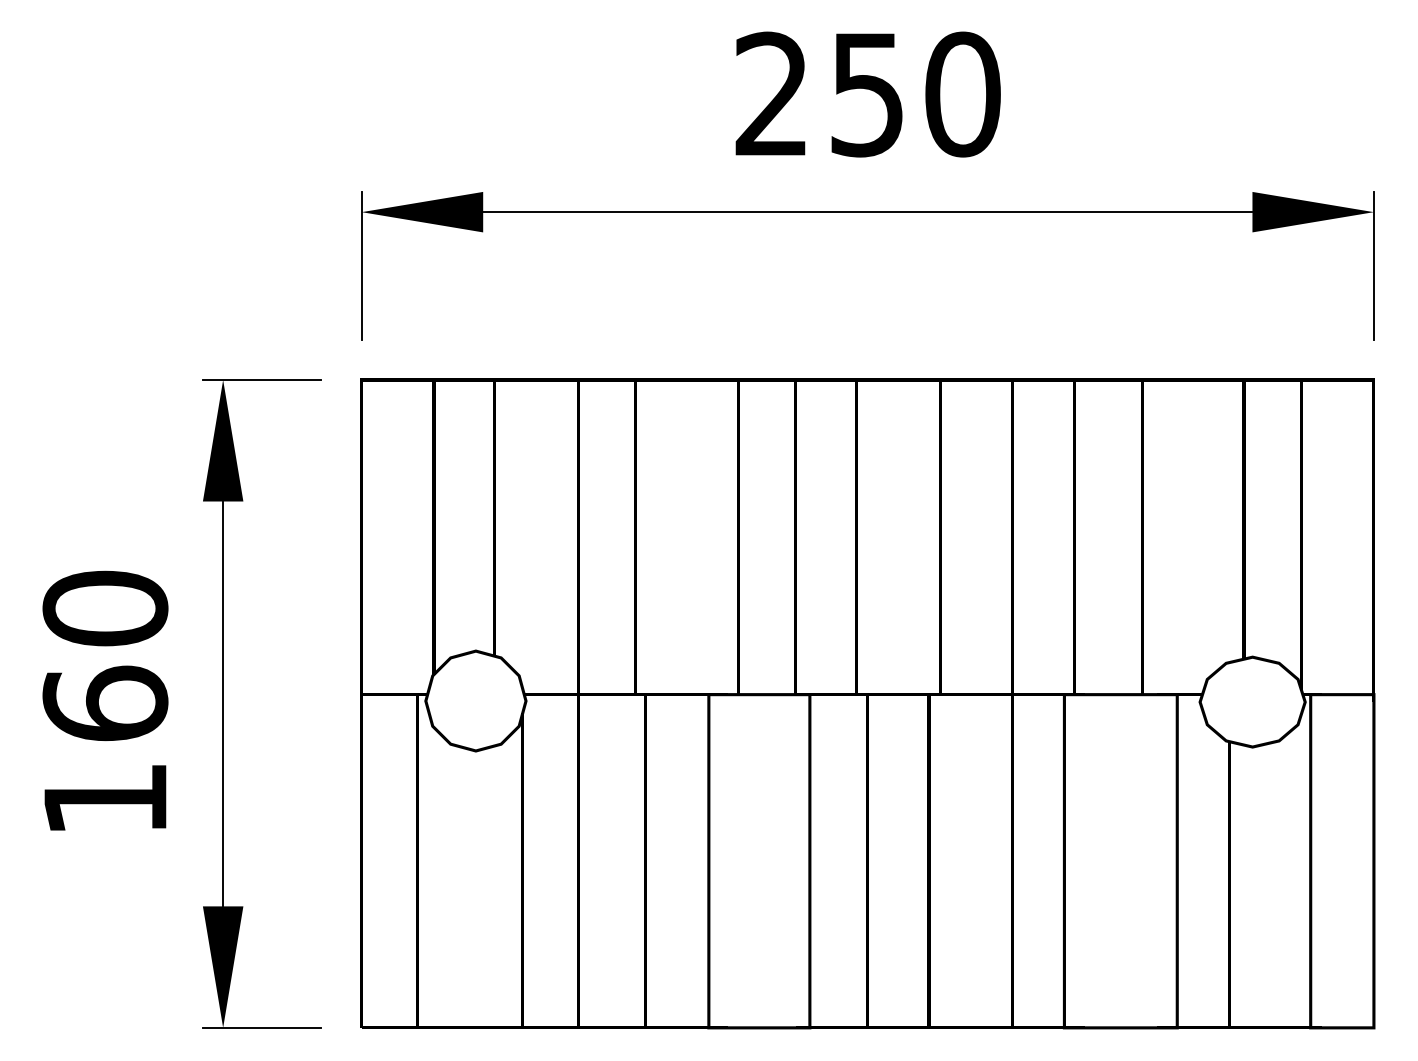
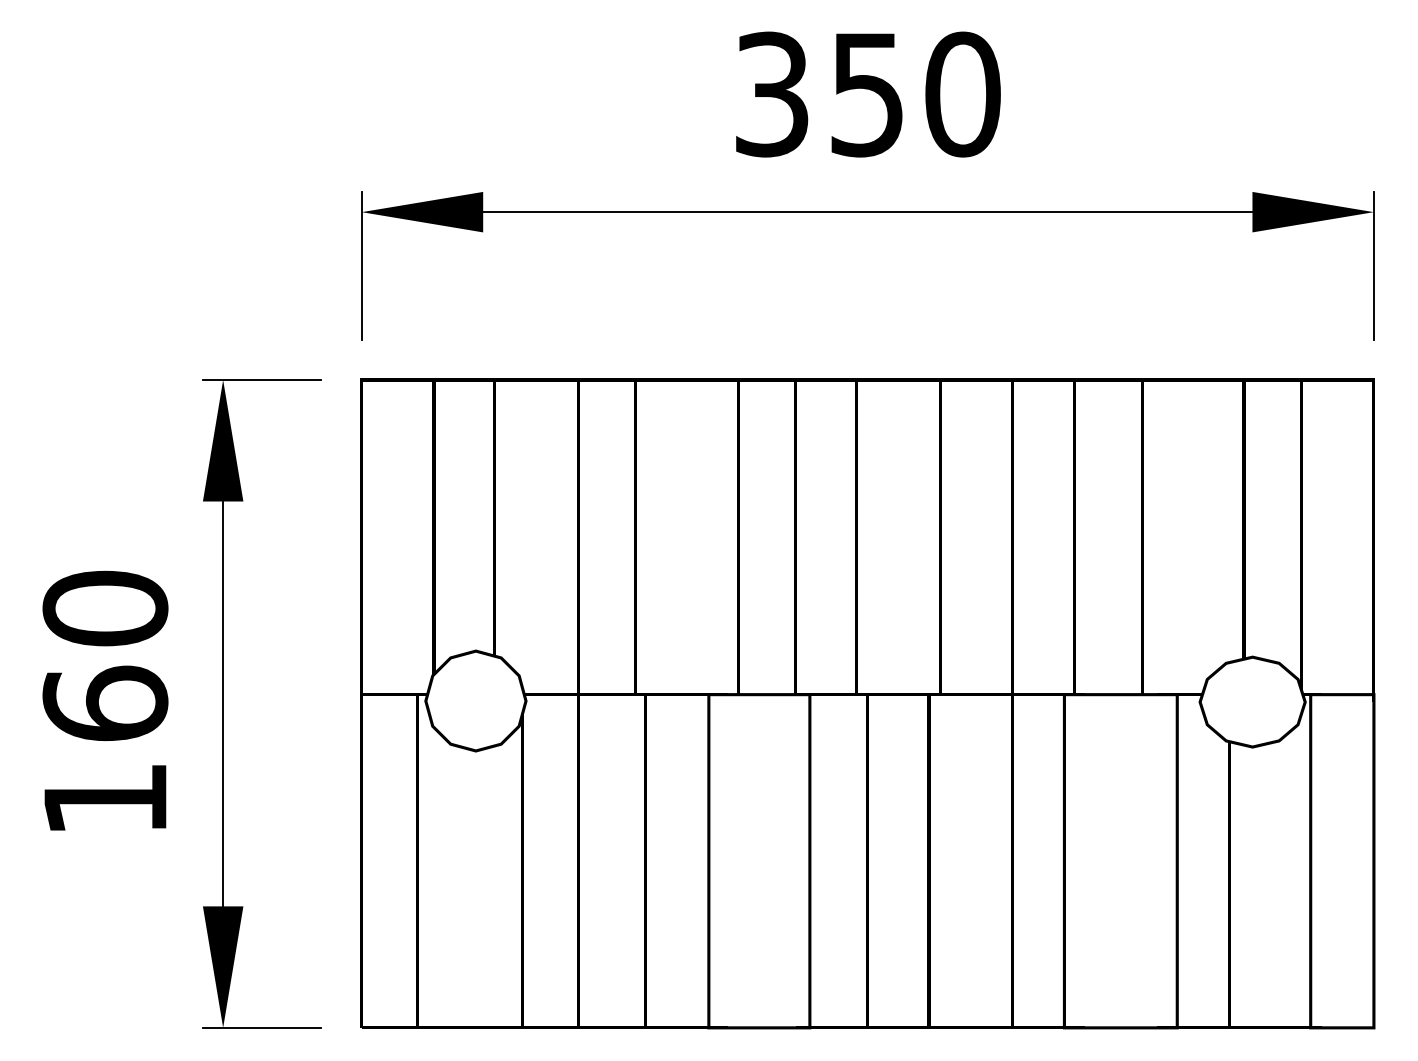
text: 250 -> 350 (771, 94)
